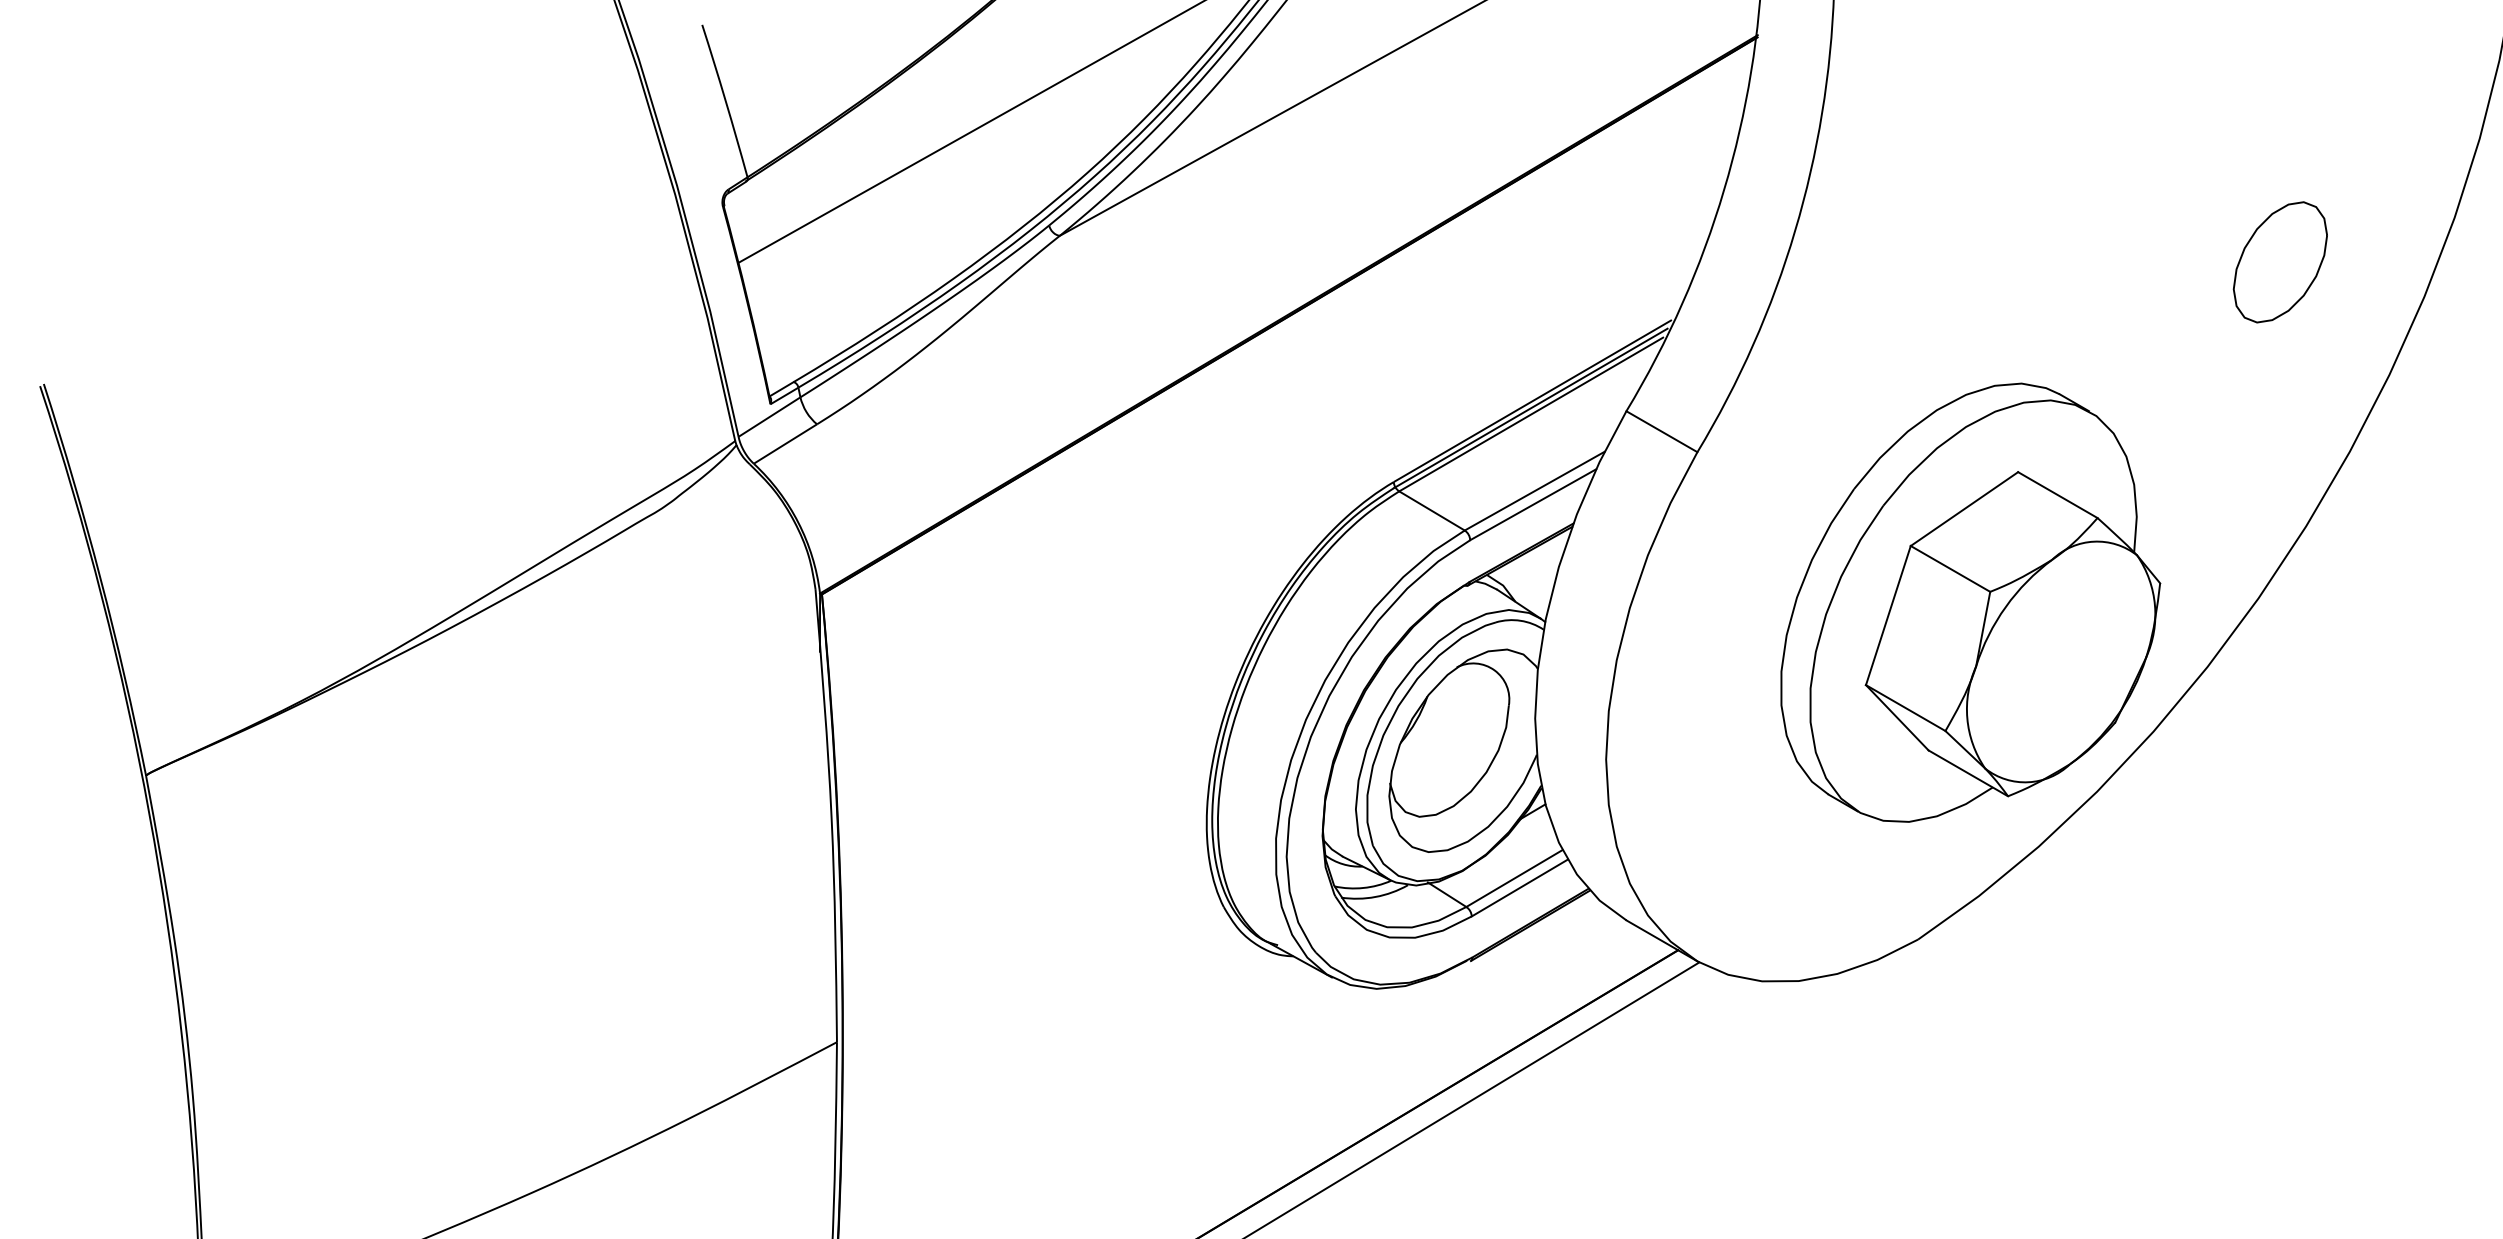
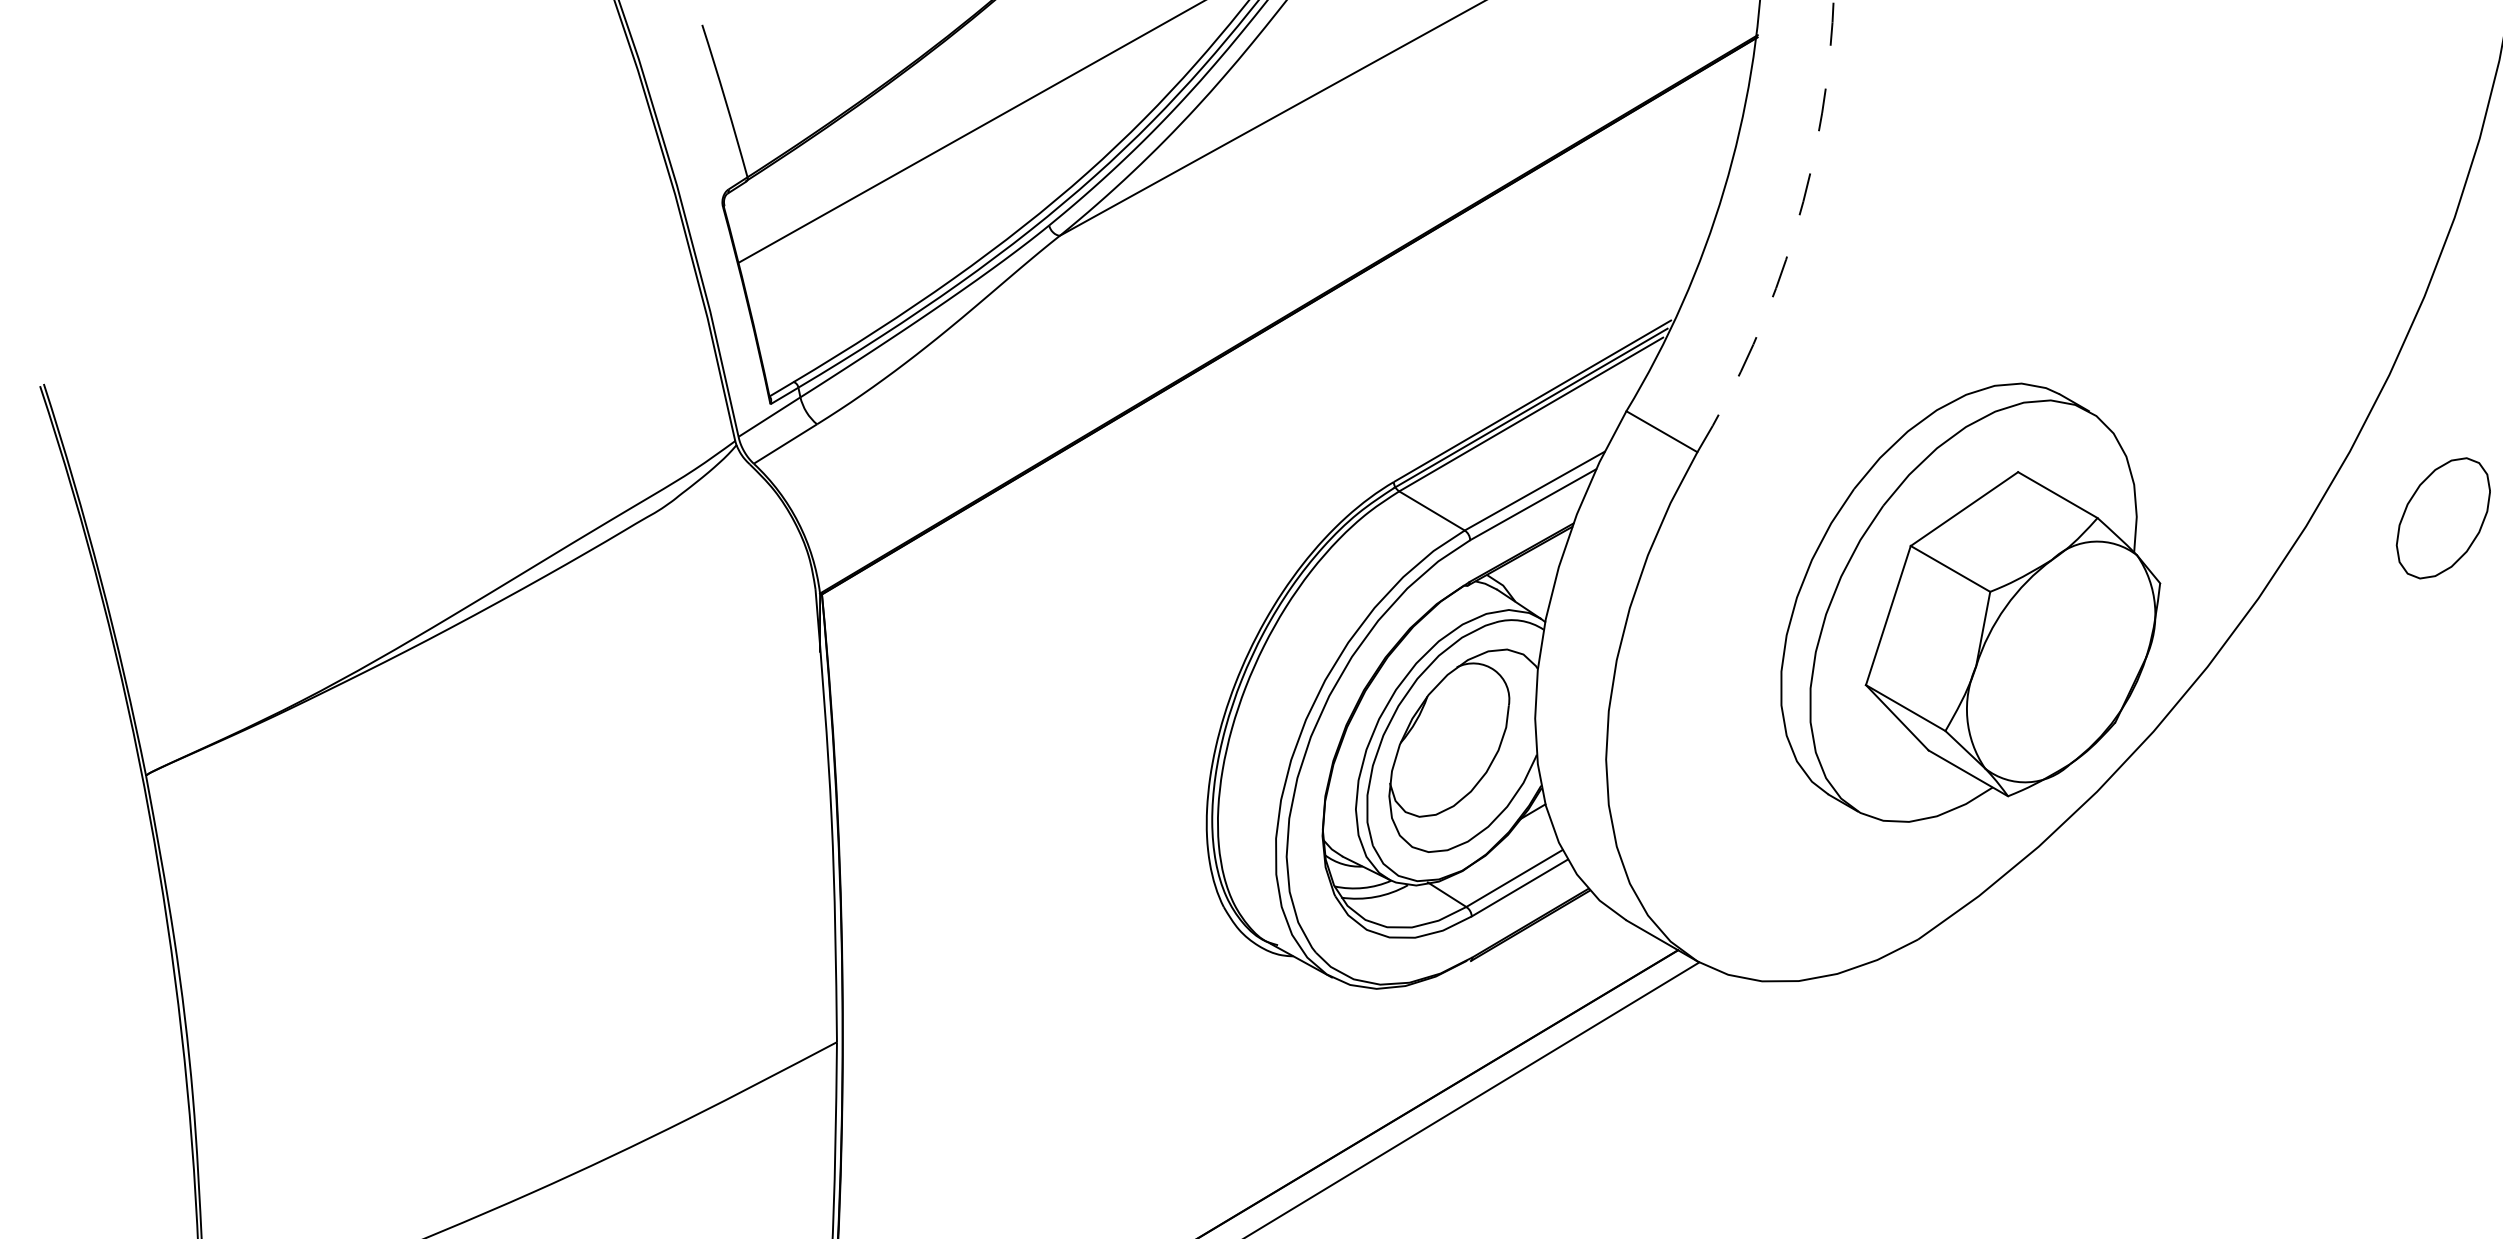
arc: solid -> dashed (1794, 233)
part position: (2279, 262) -> (2442, 518) (2442, 518)
